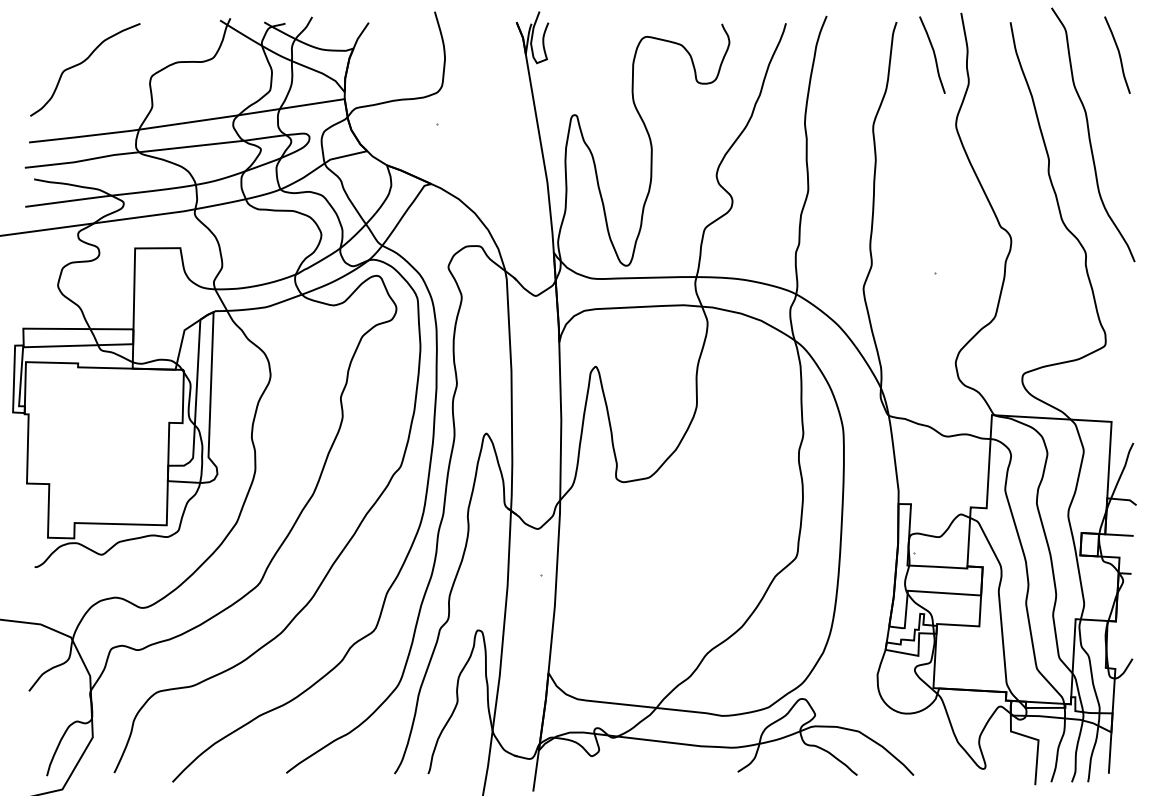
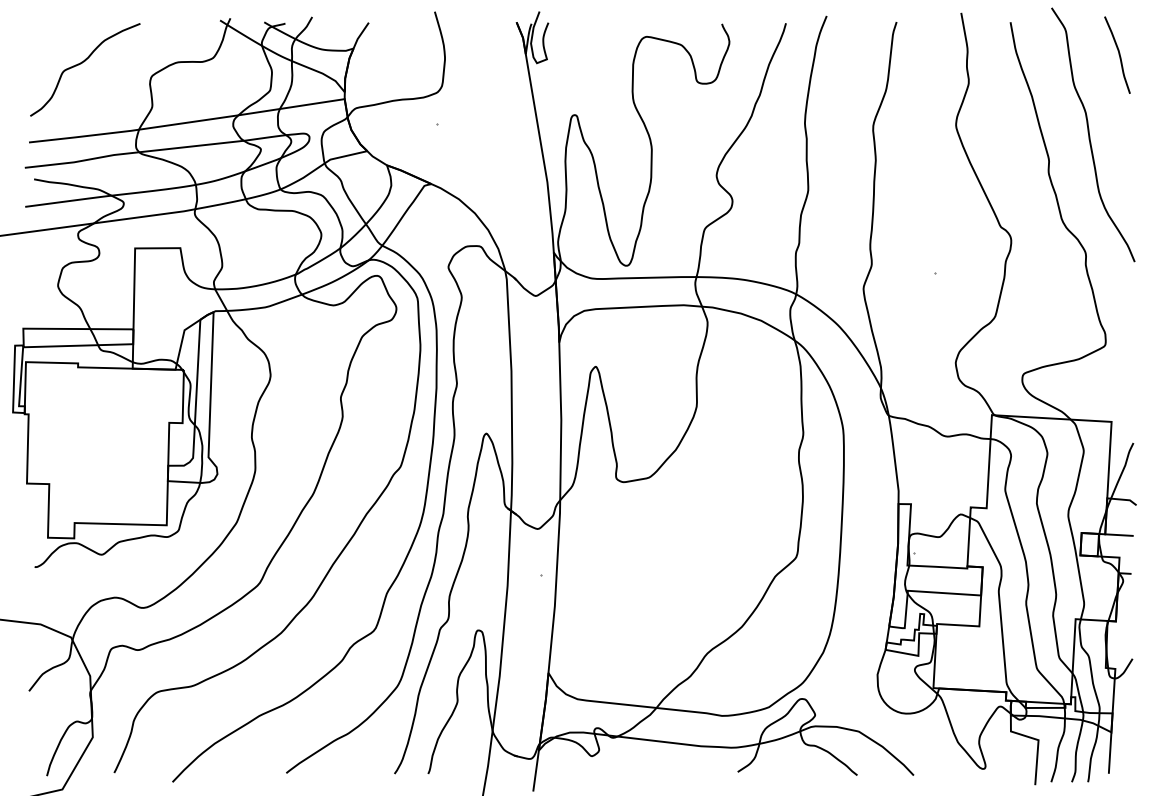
curve: present -> none (933, 54)
